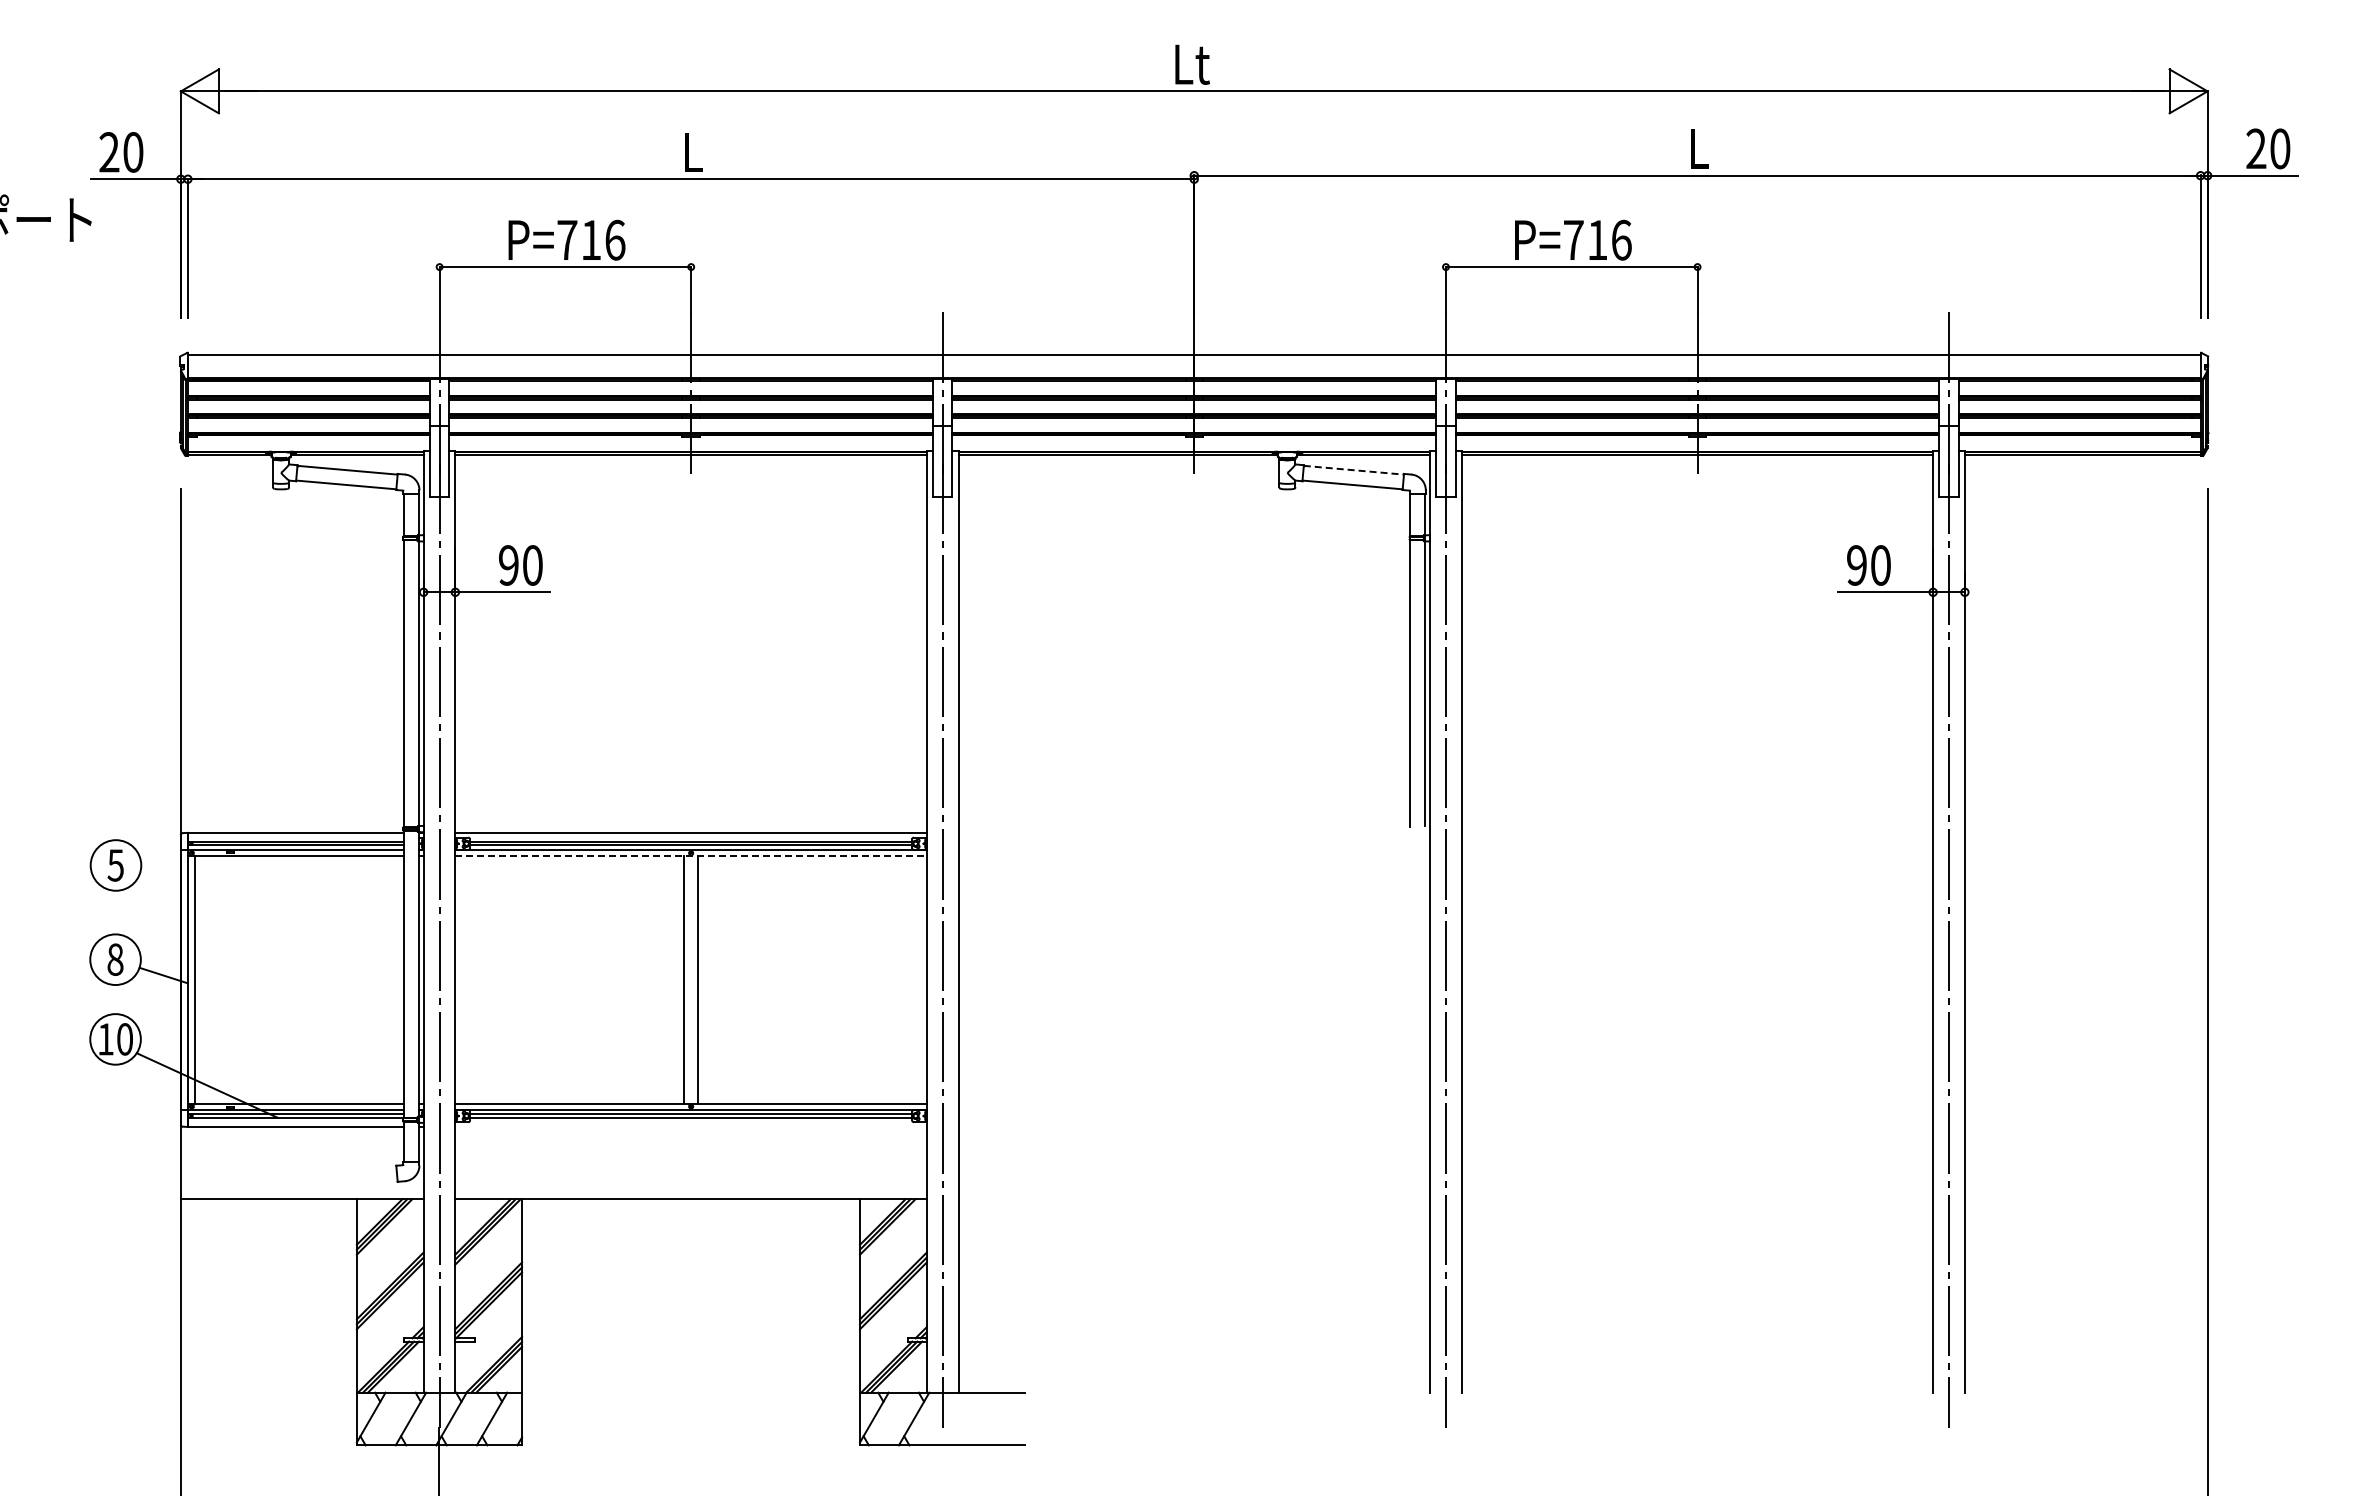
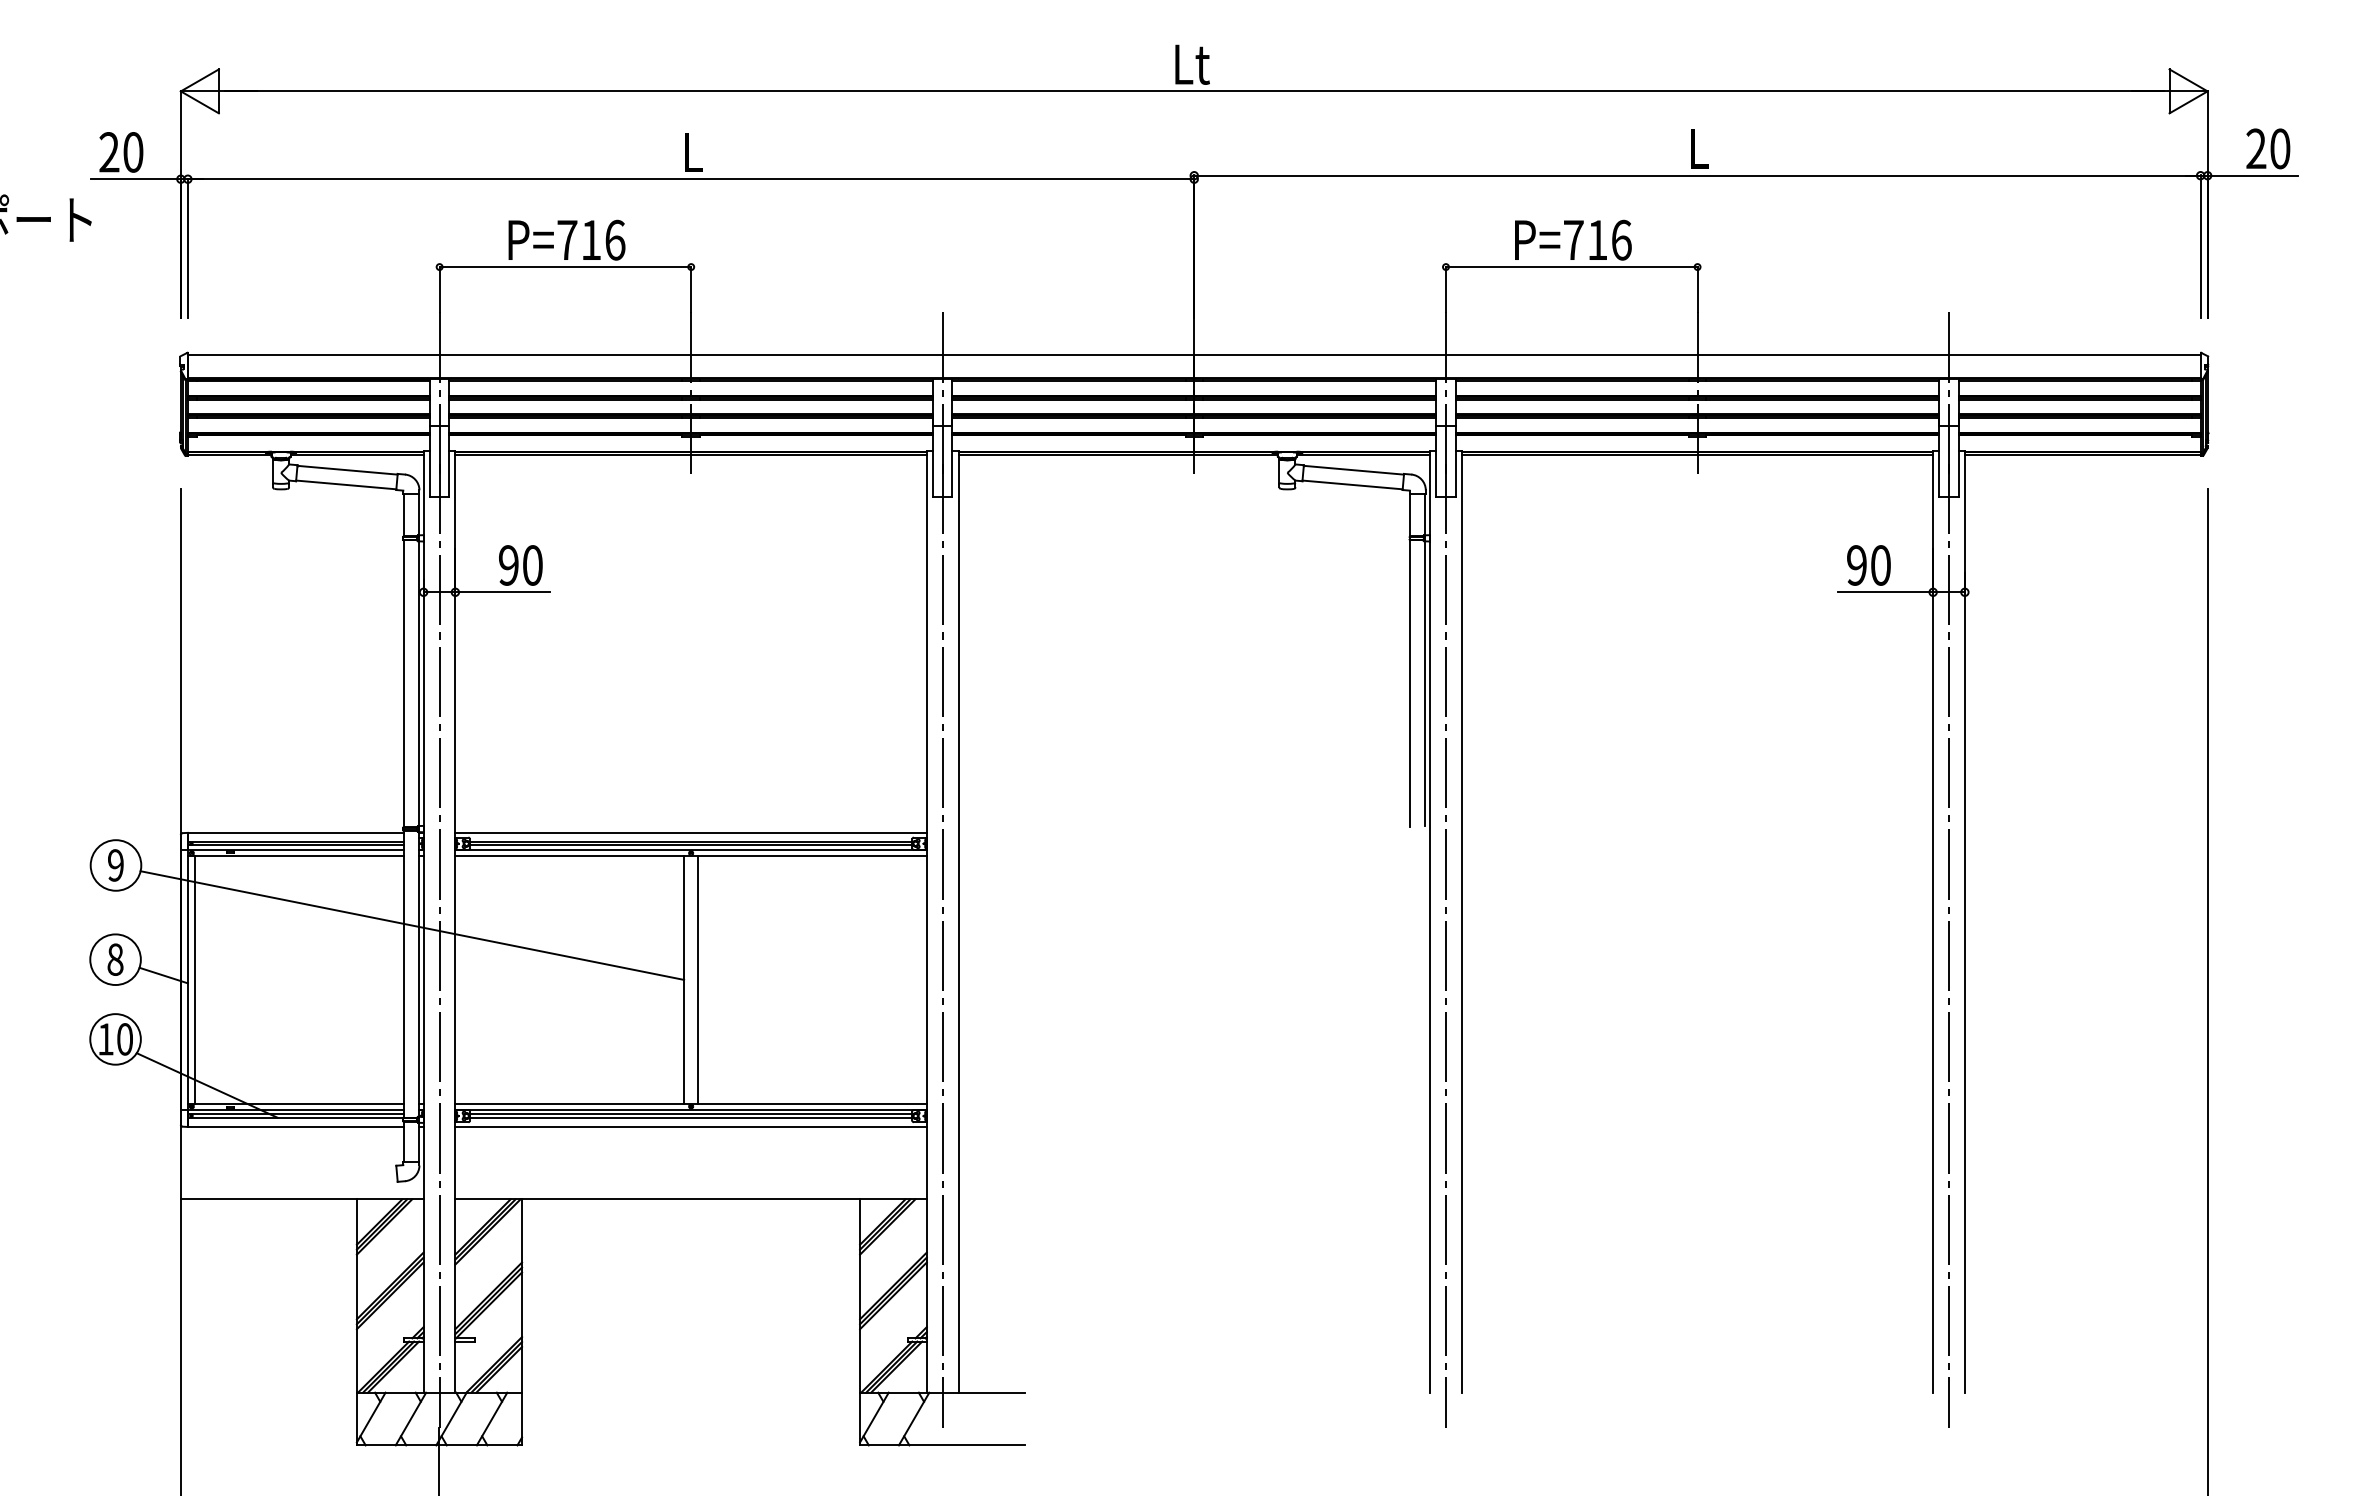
line: dashed -> solid (1354, 470)
line: dashed -> solid (691, 855)
text: 5 -> 9 (115, 865)
line: none -> present (412, 925)
line: none -> present (690, 1126)
